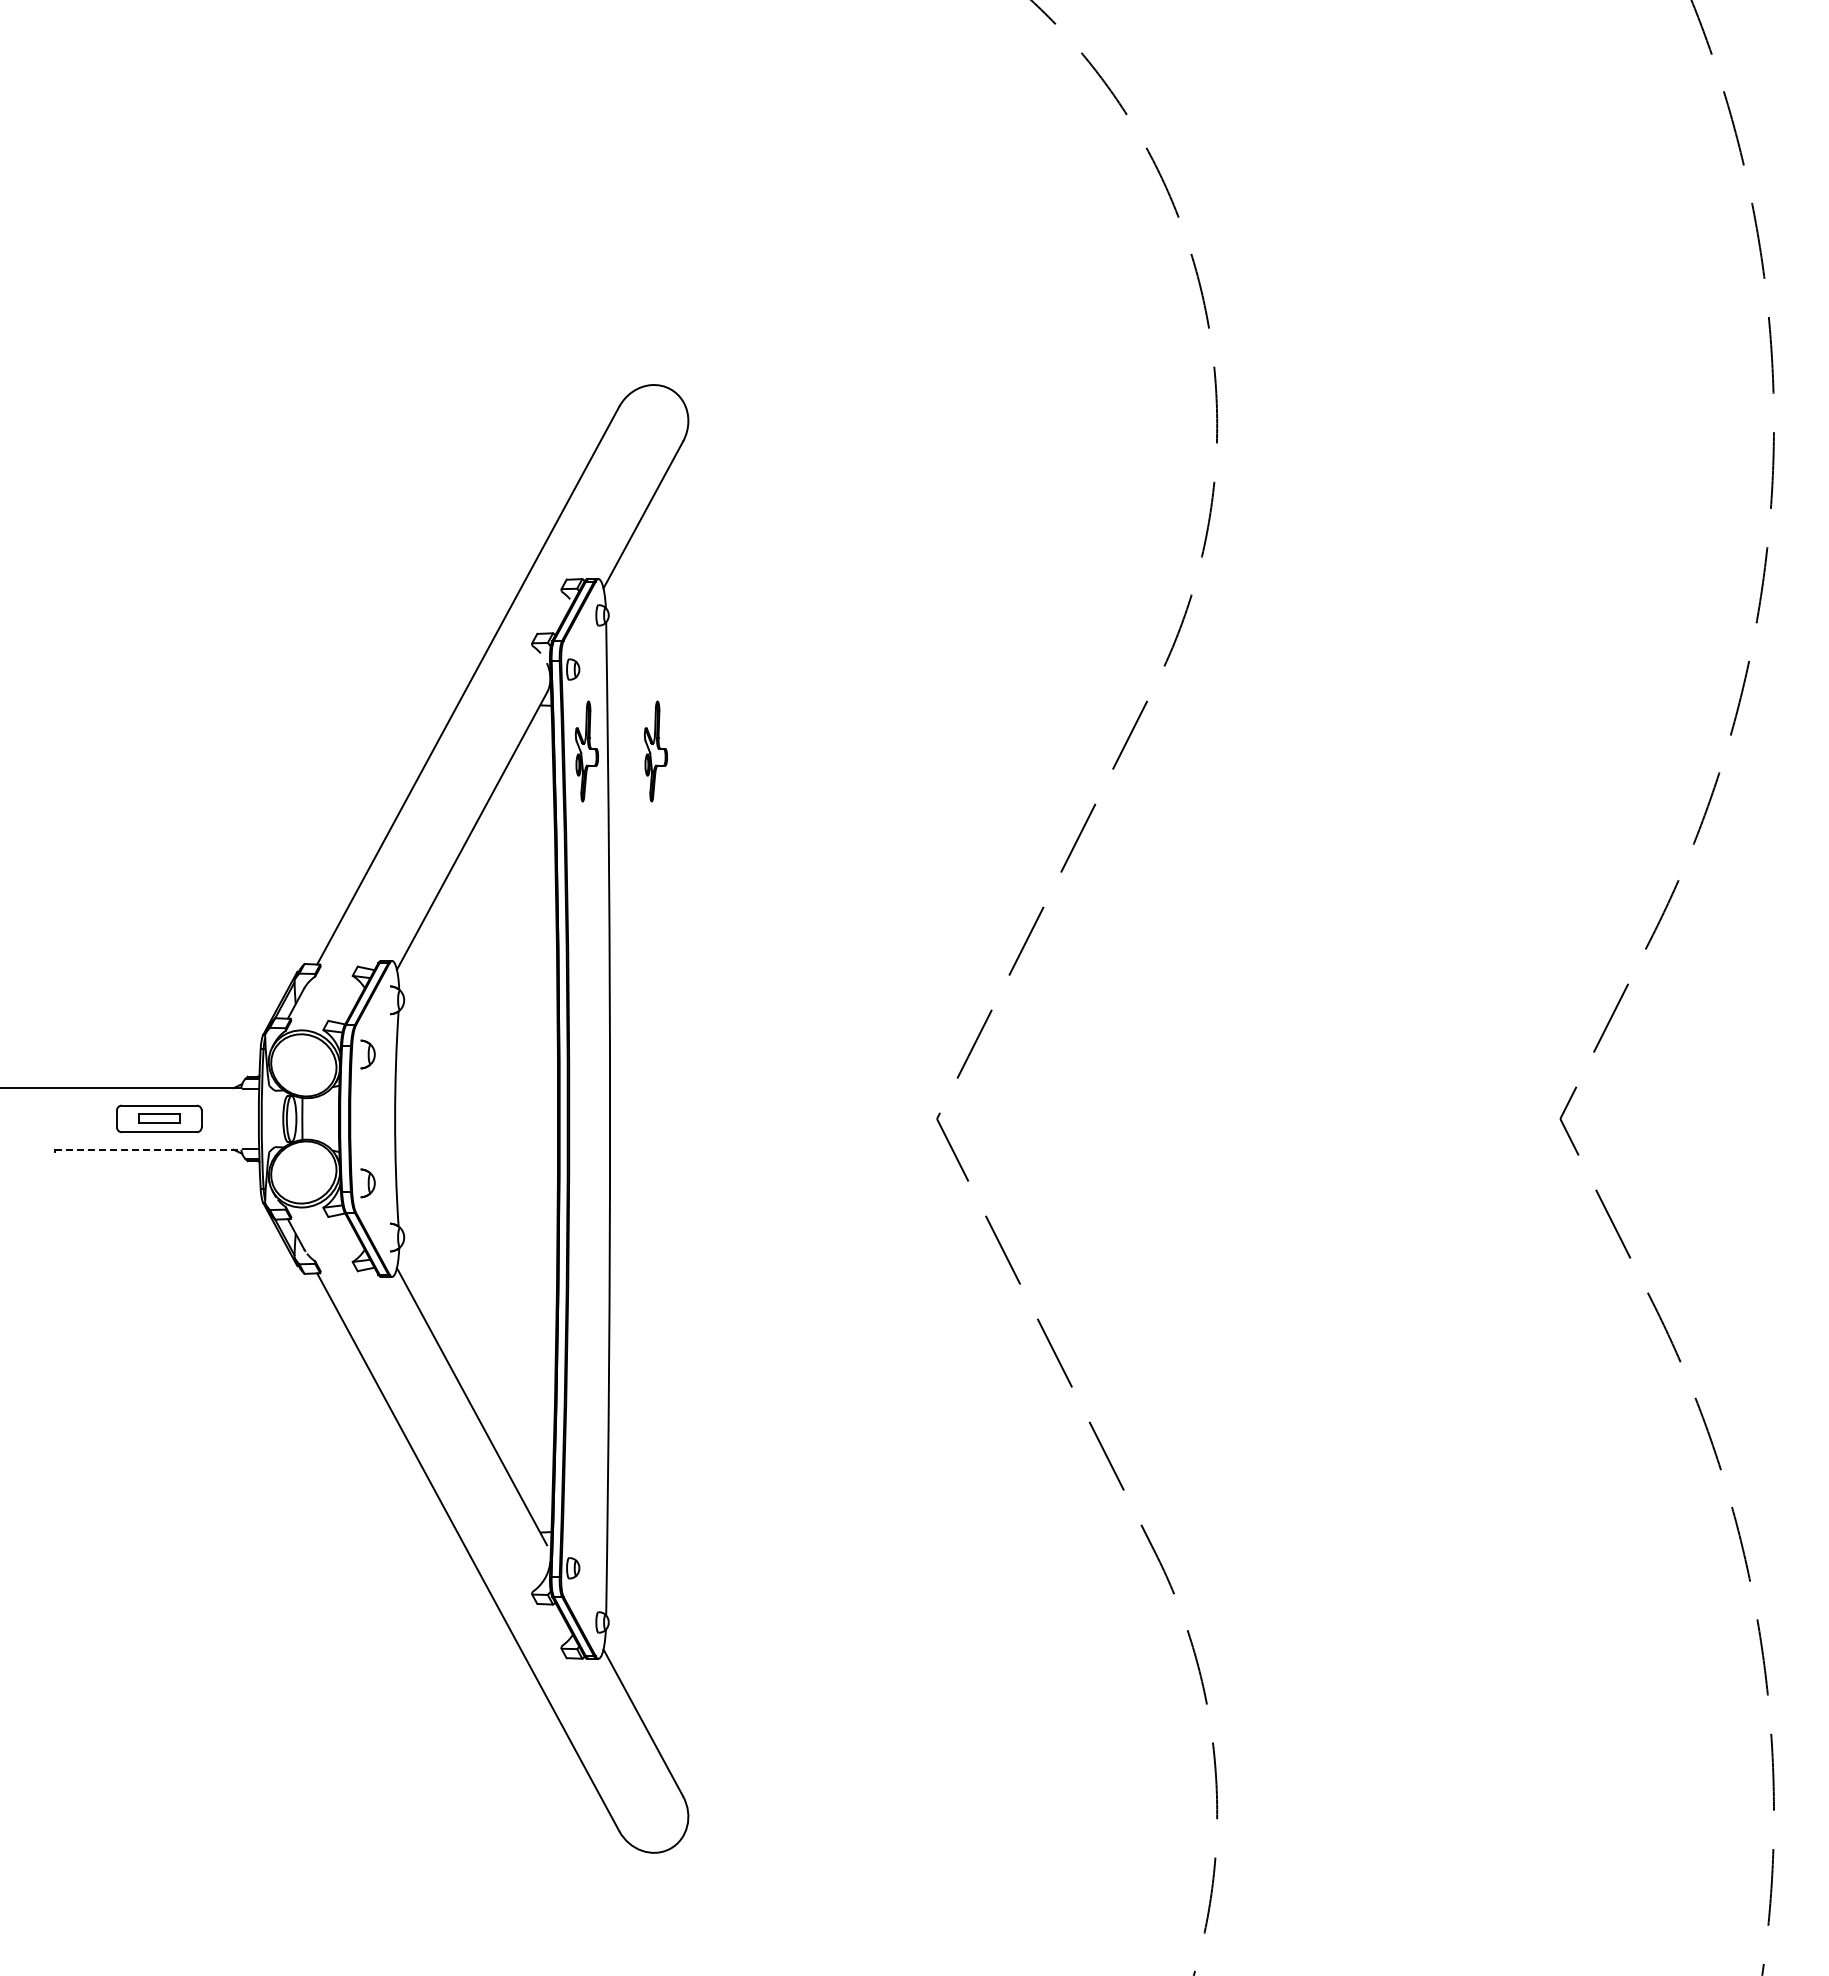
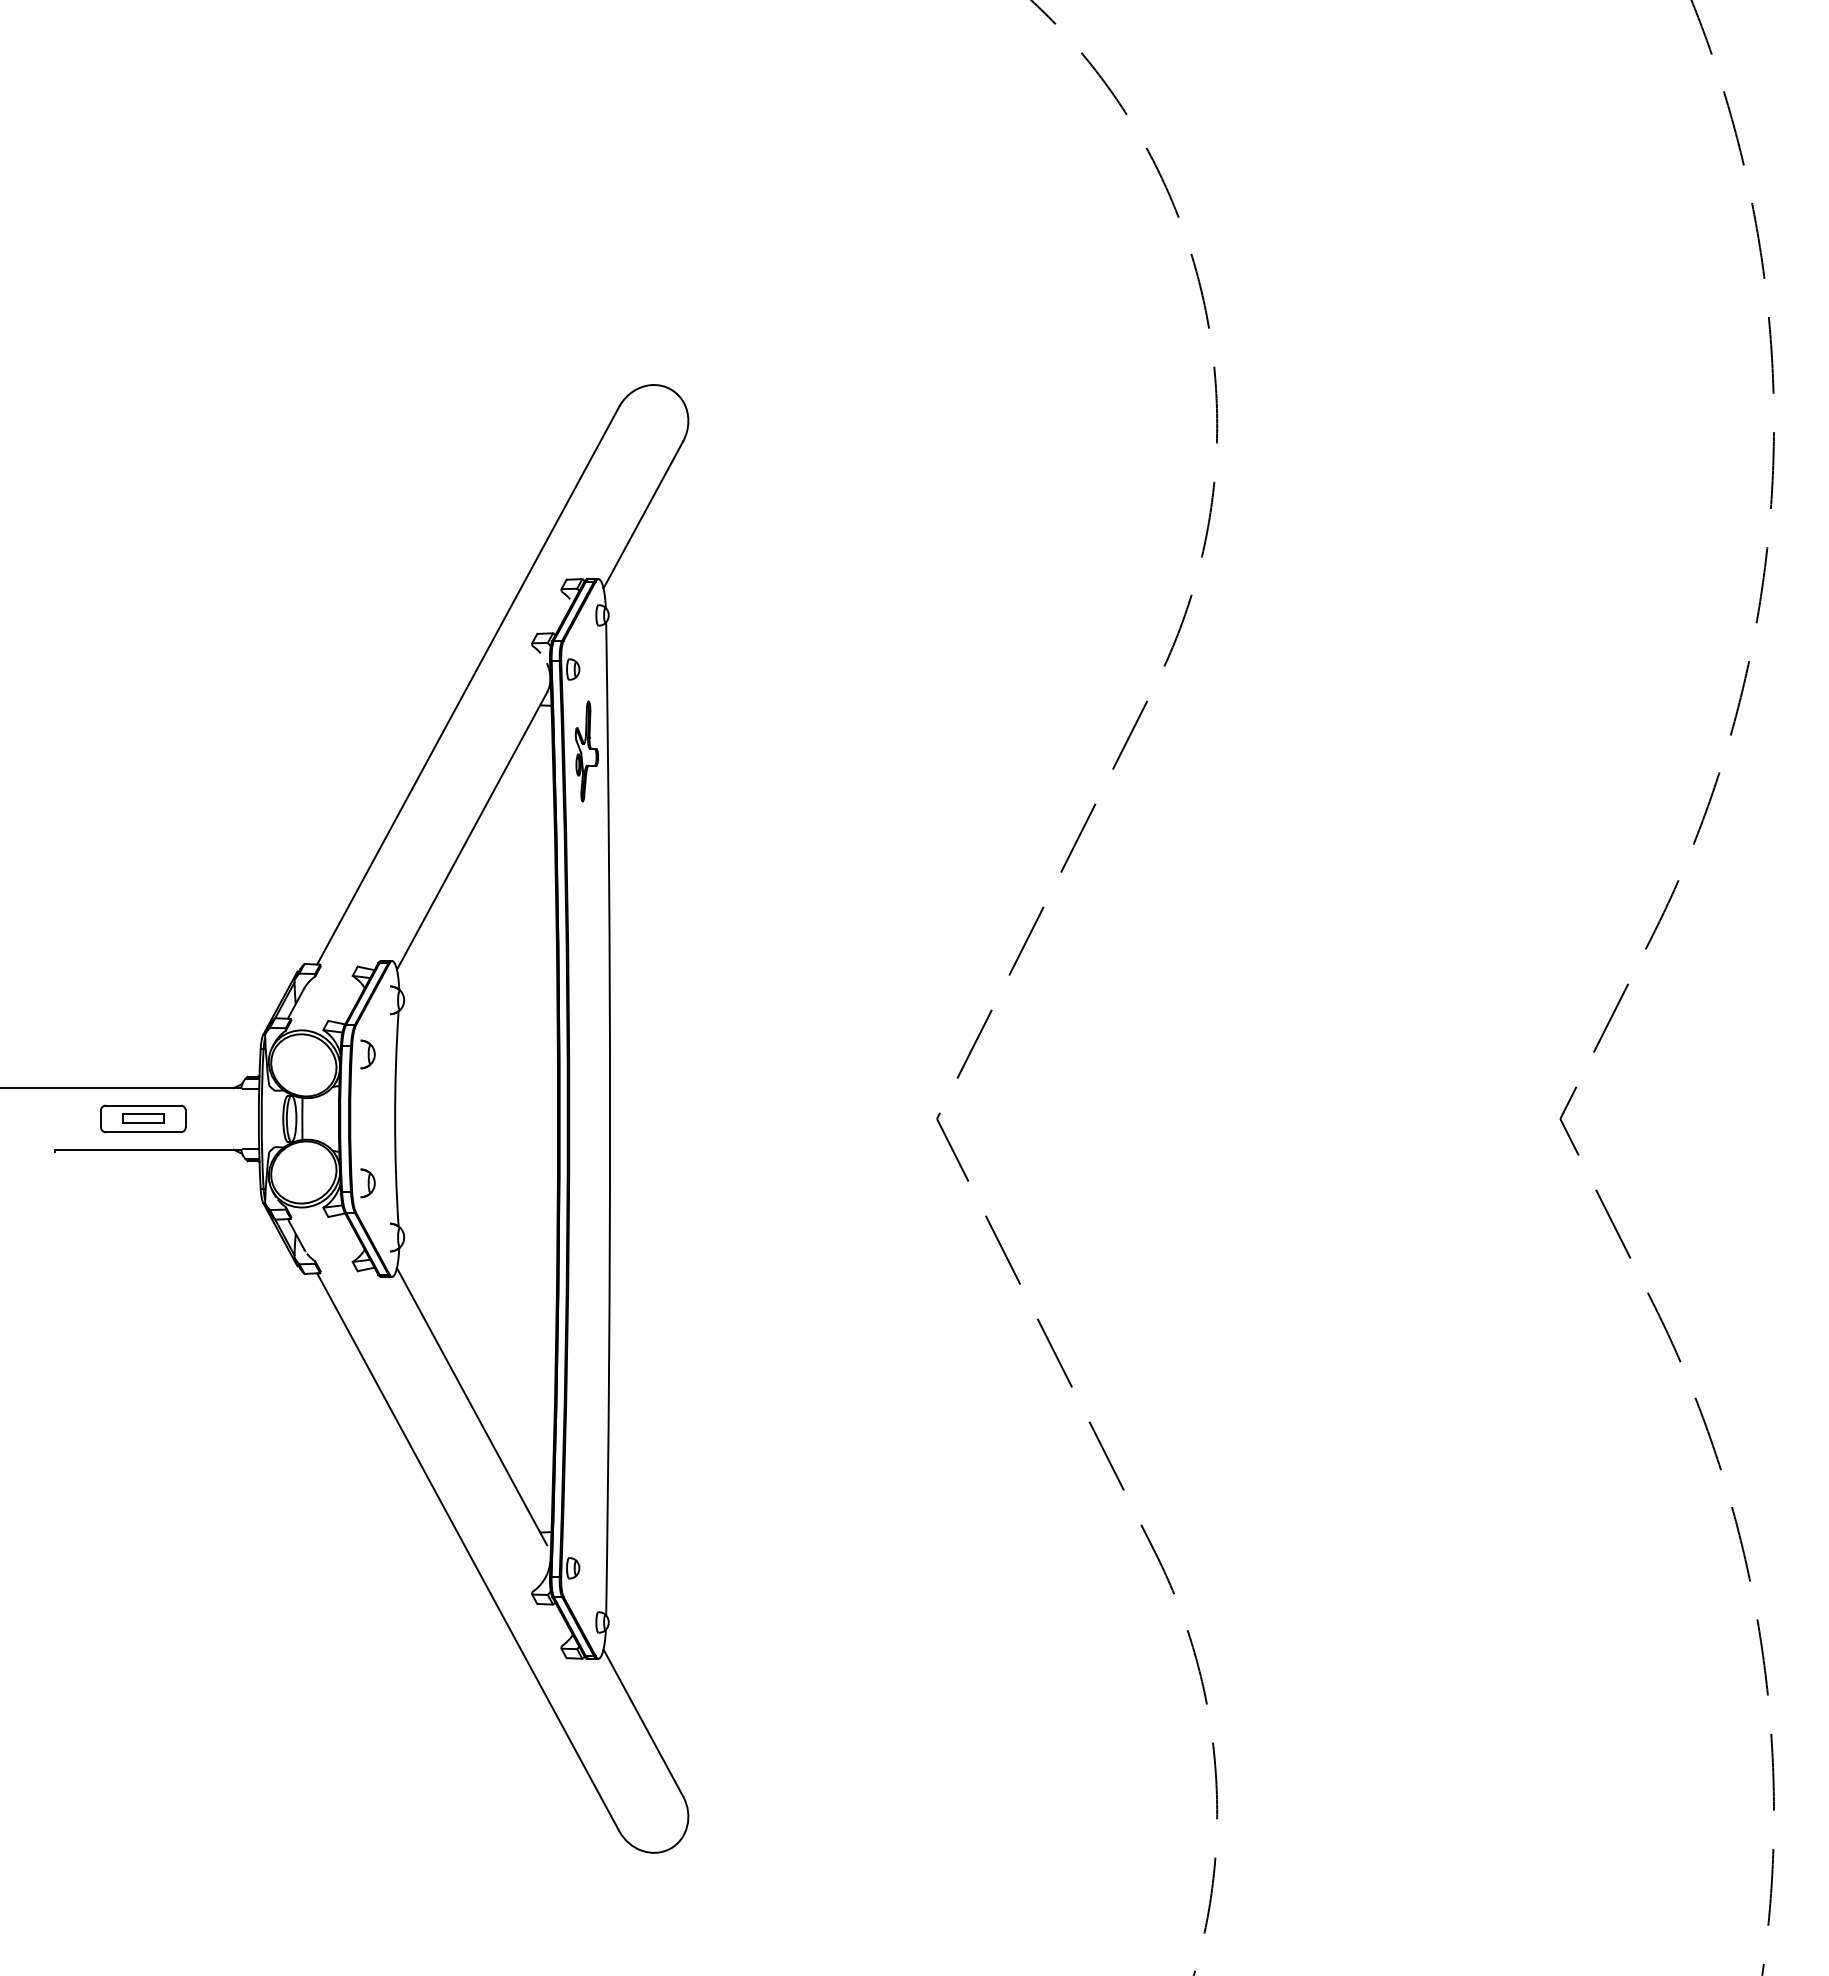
part: present -> none (655, 751)
part position: (159, 1118) -> (143, 1118) (143, 1118)
line: dashed -> solid (148, 1149)
